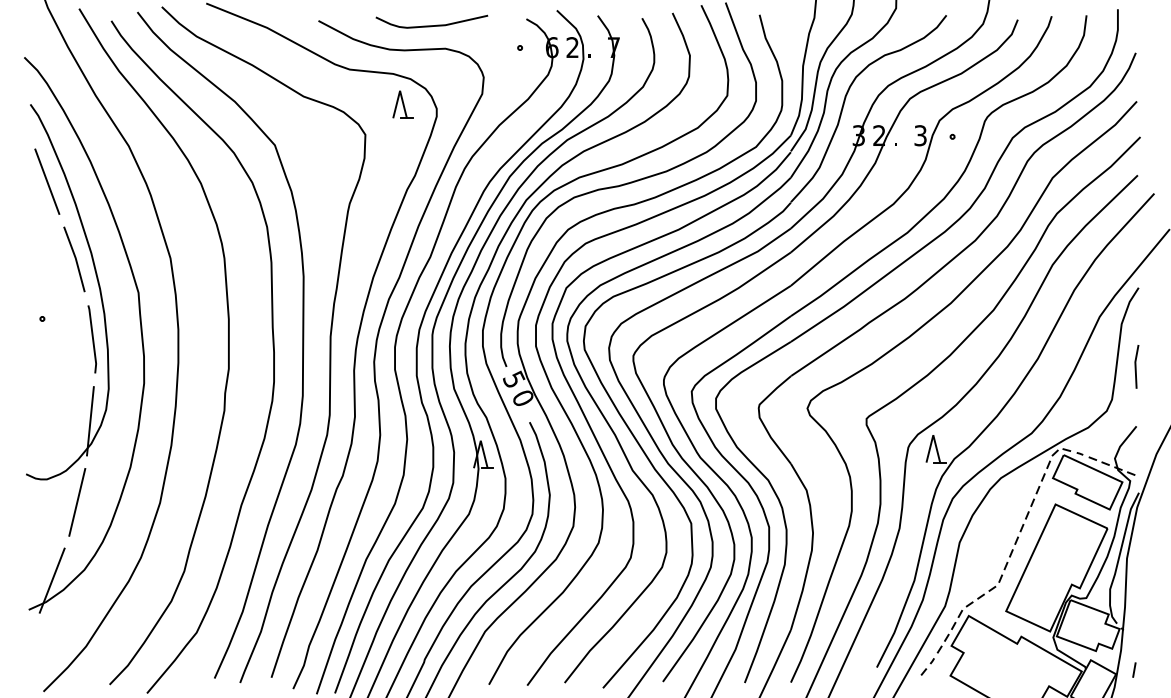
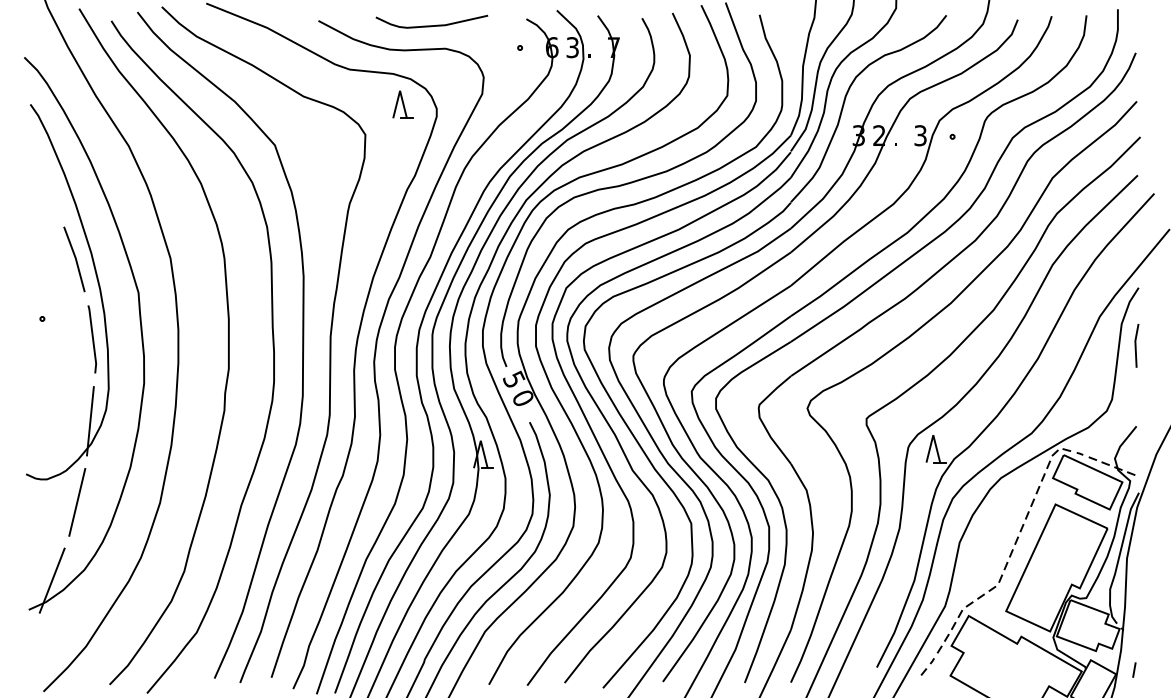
text: 2 -> 3 (572, 47)
line: present -> none (47, 181)
line position: (1136, 366) -> (1136, 345) (1136, 345)
